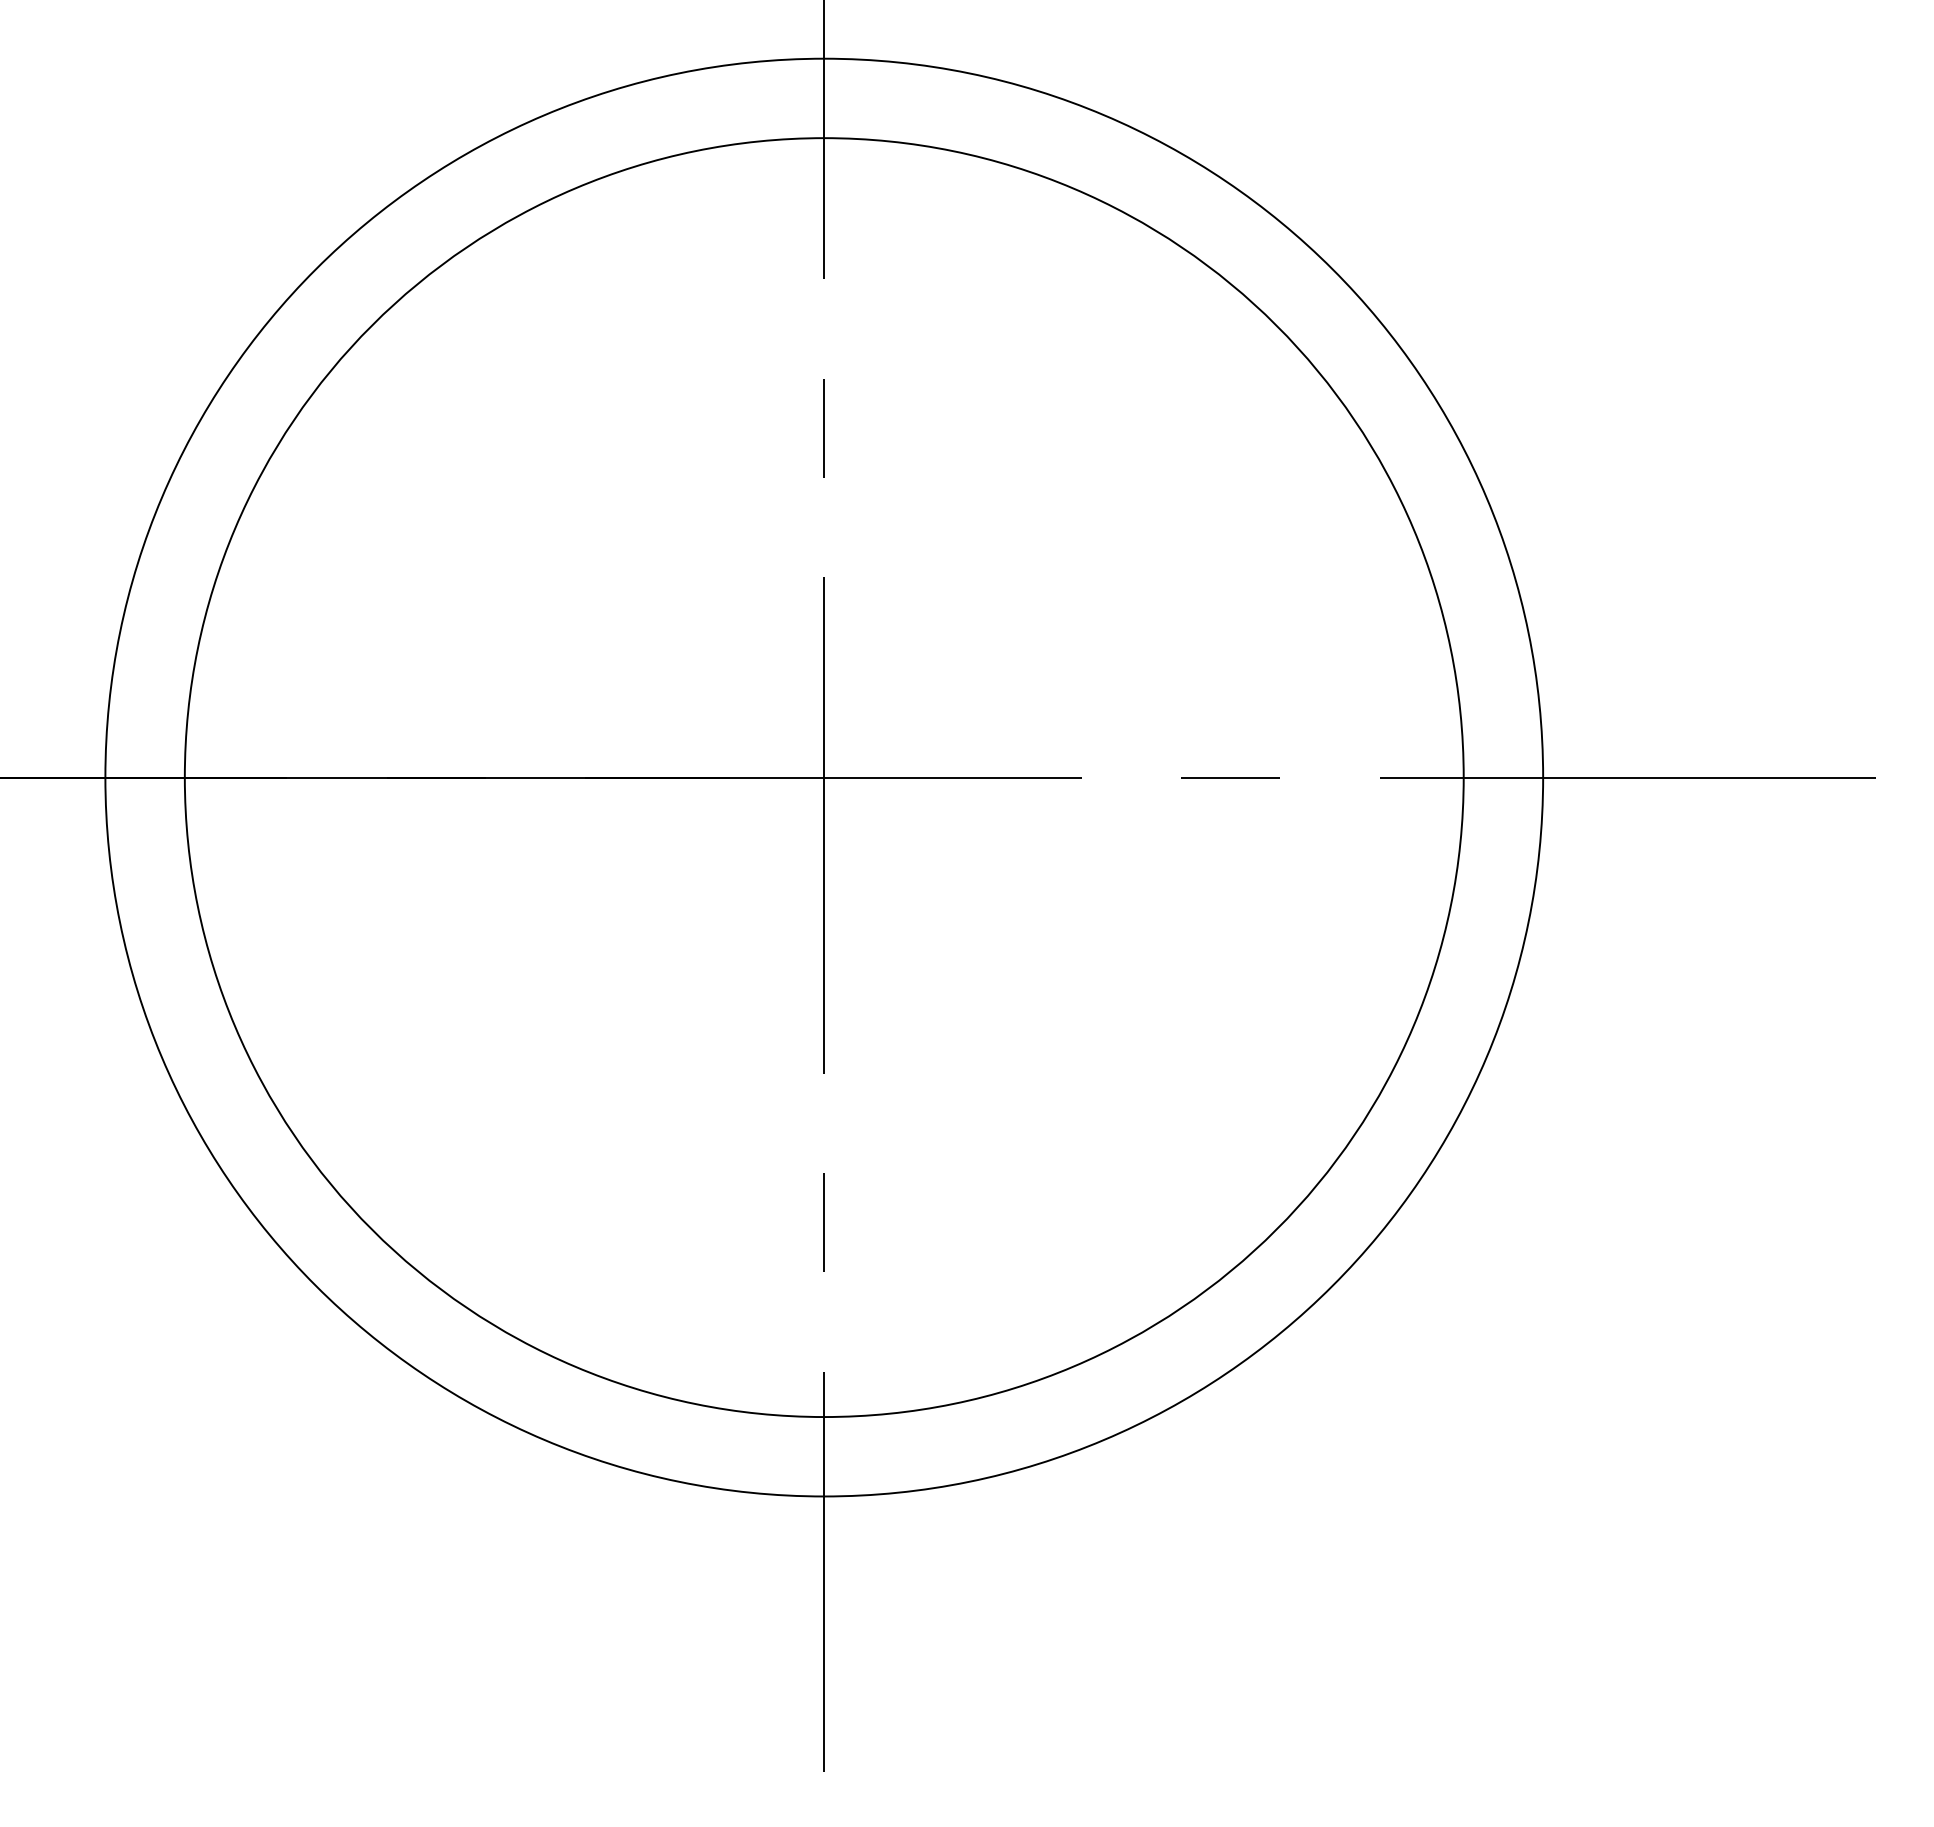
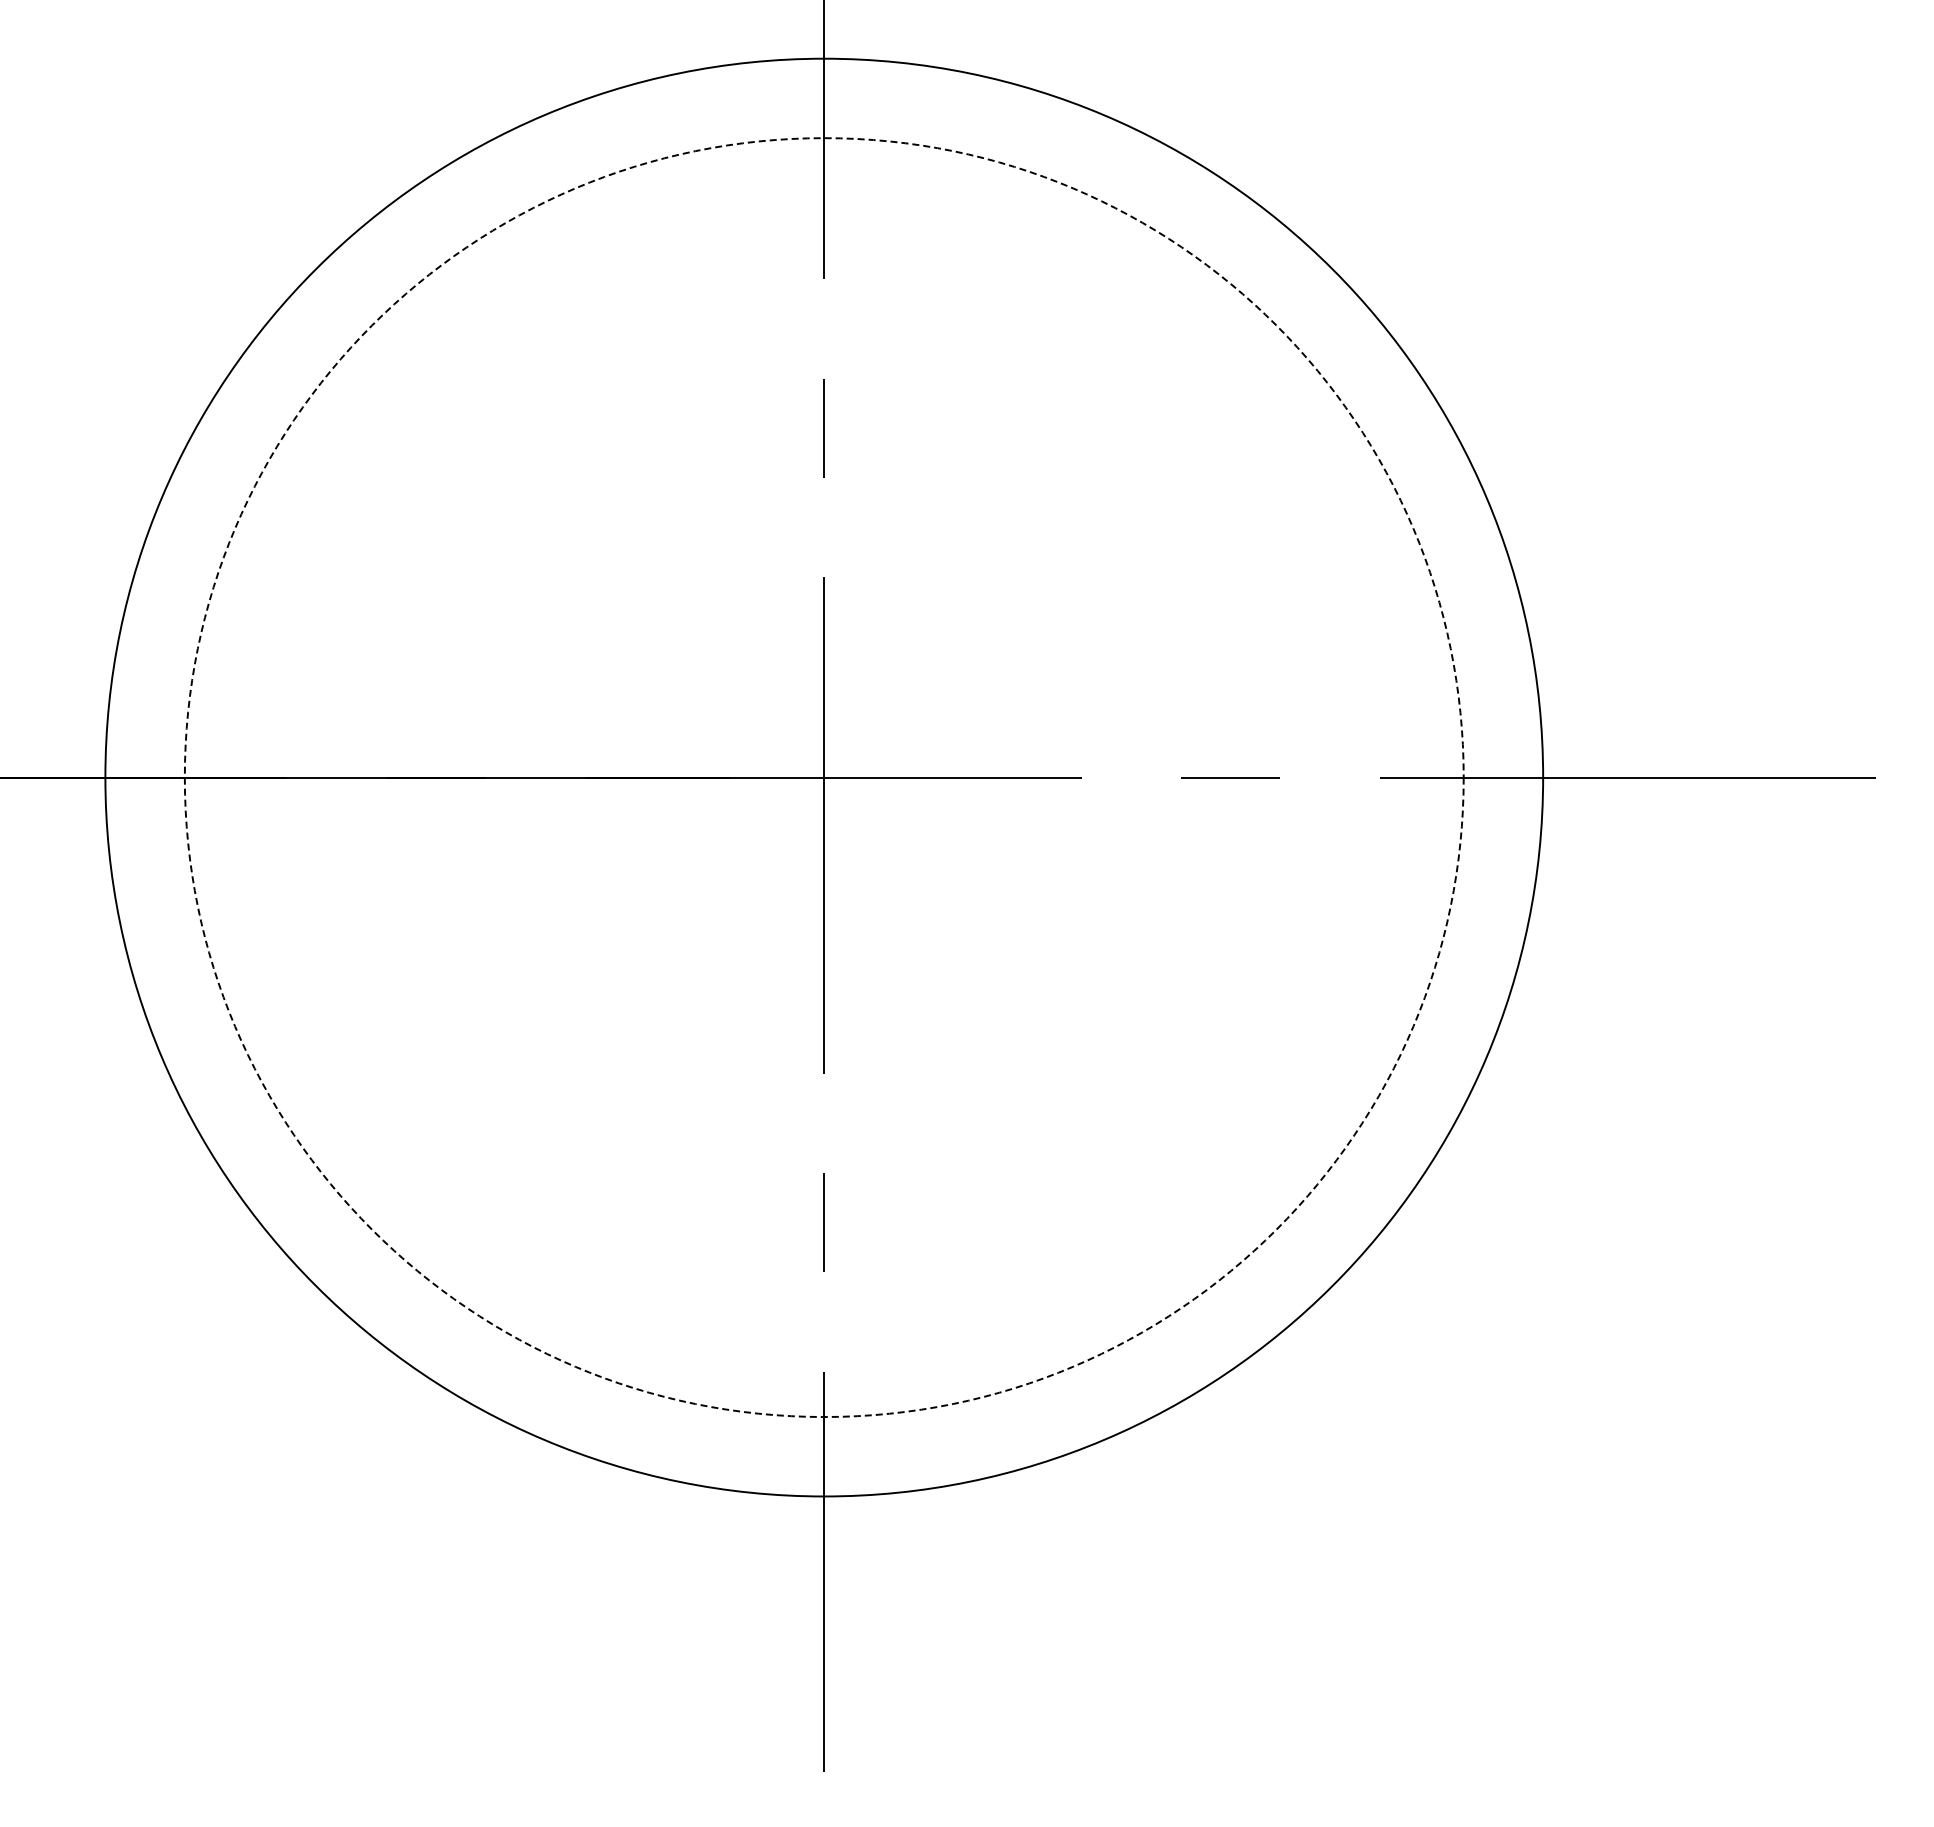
circle: solid -> dashed (823, 777)
